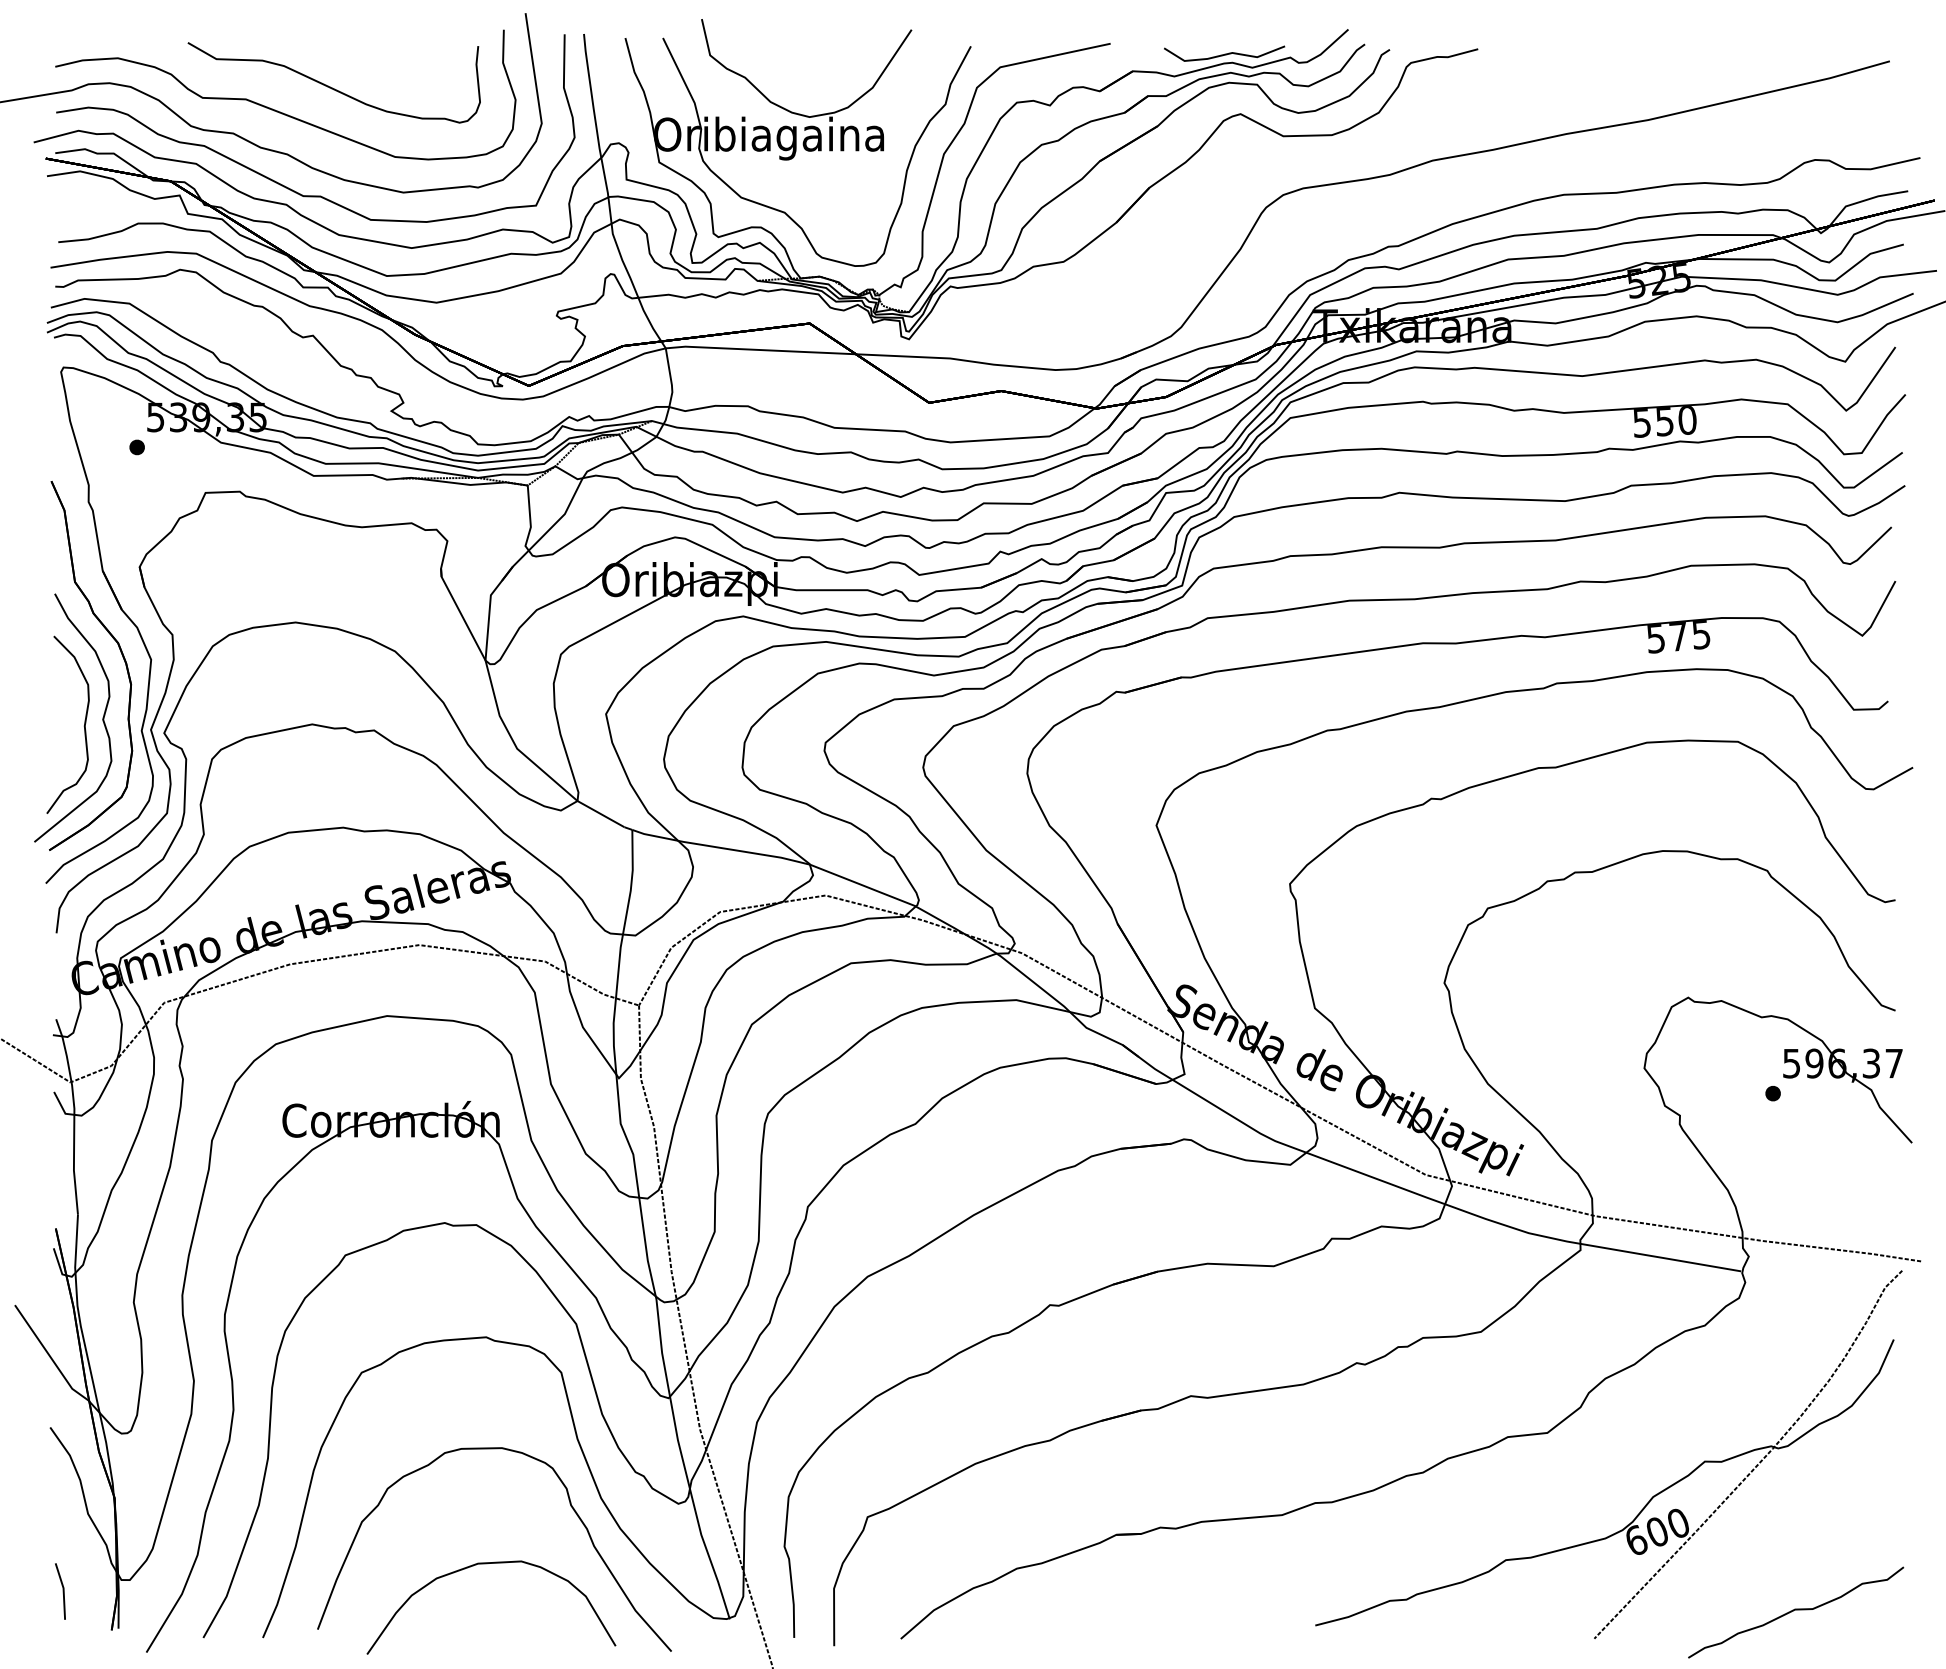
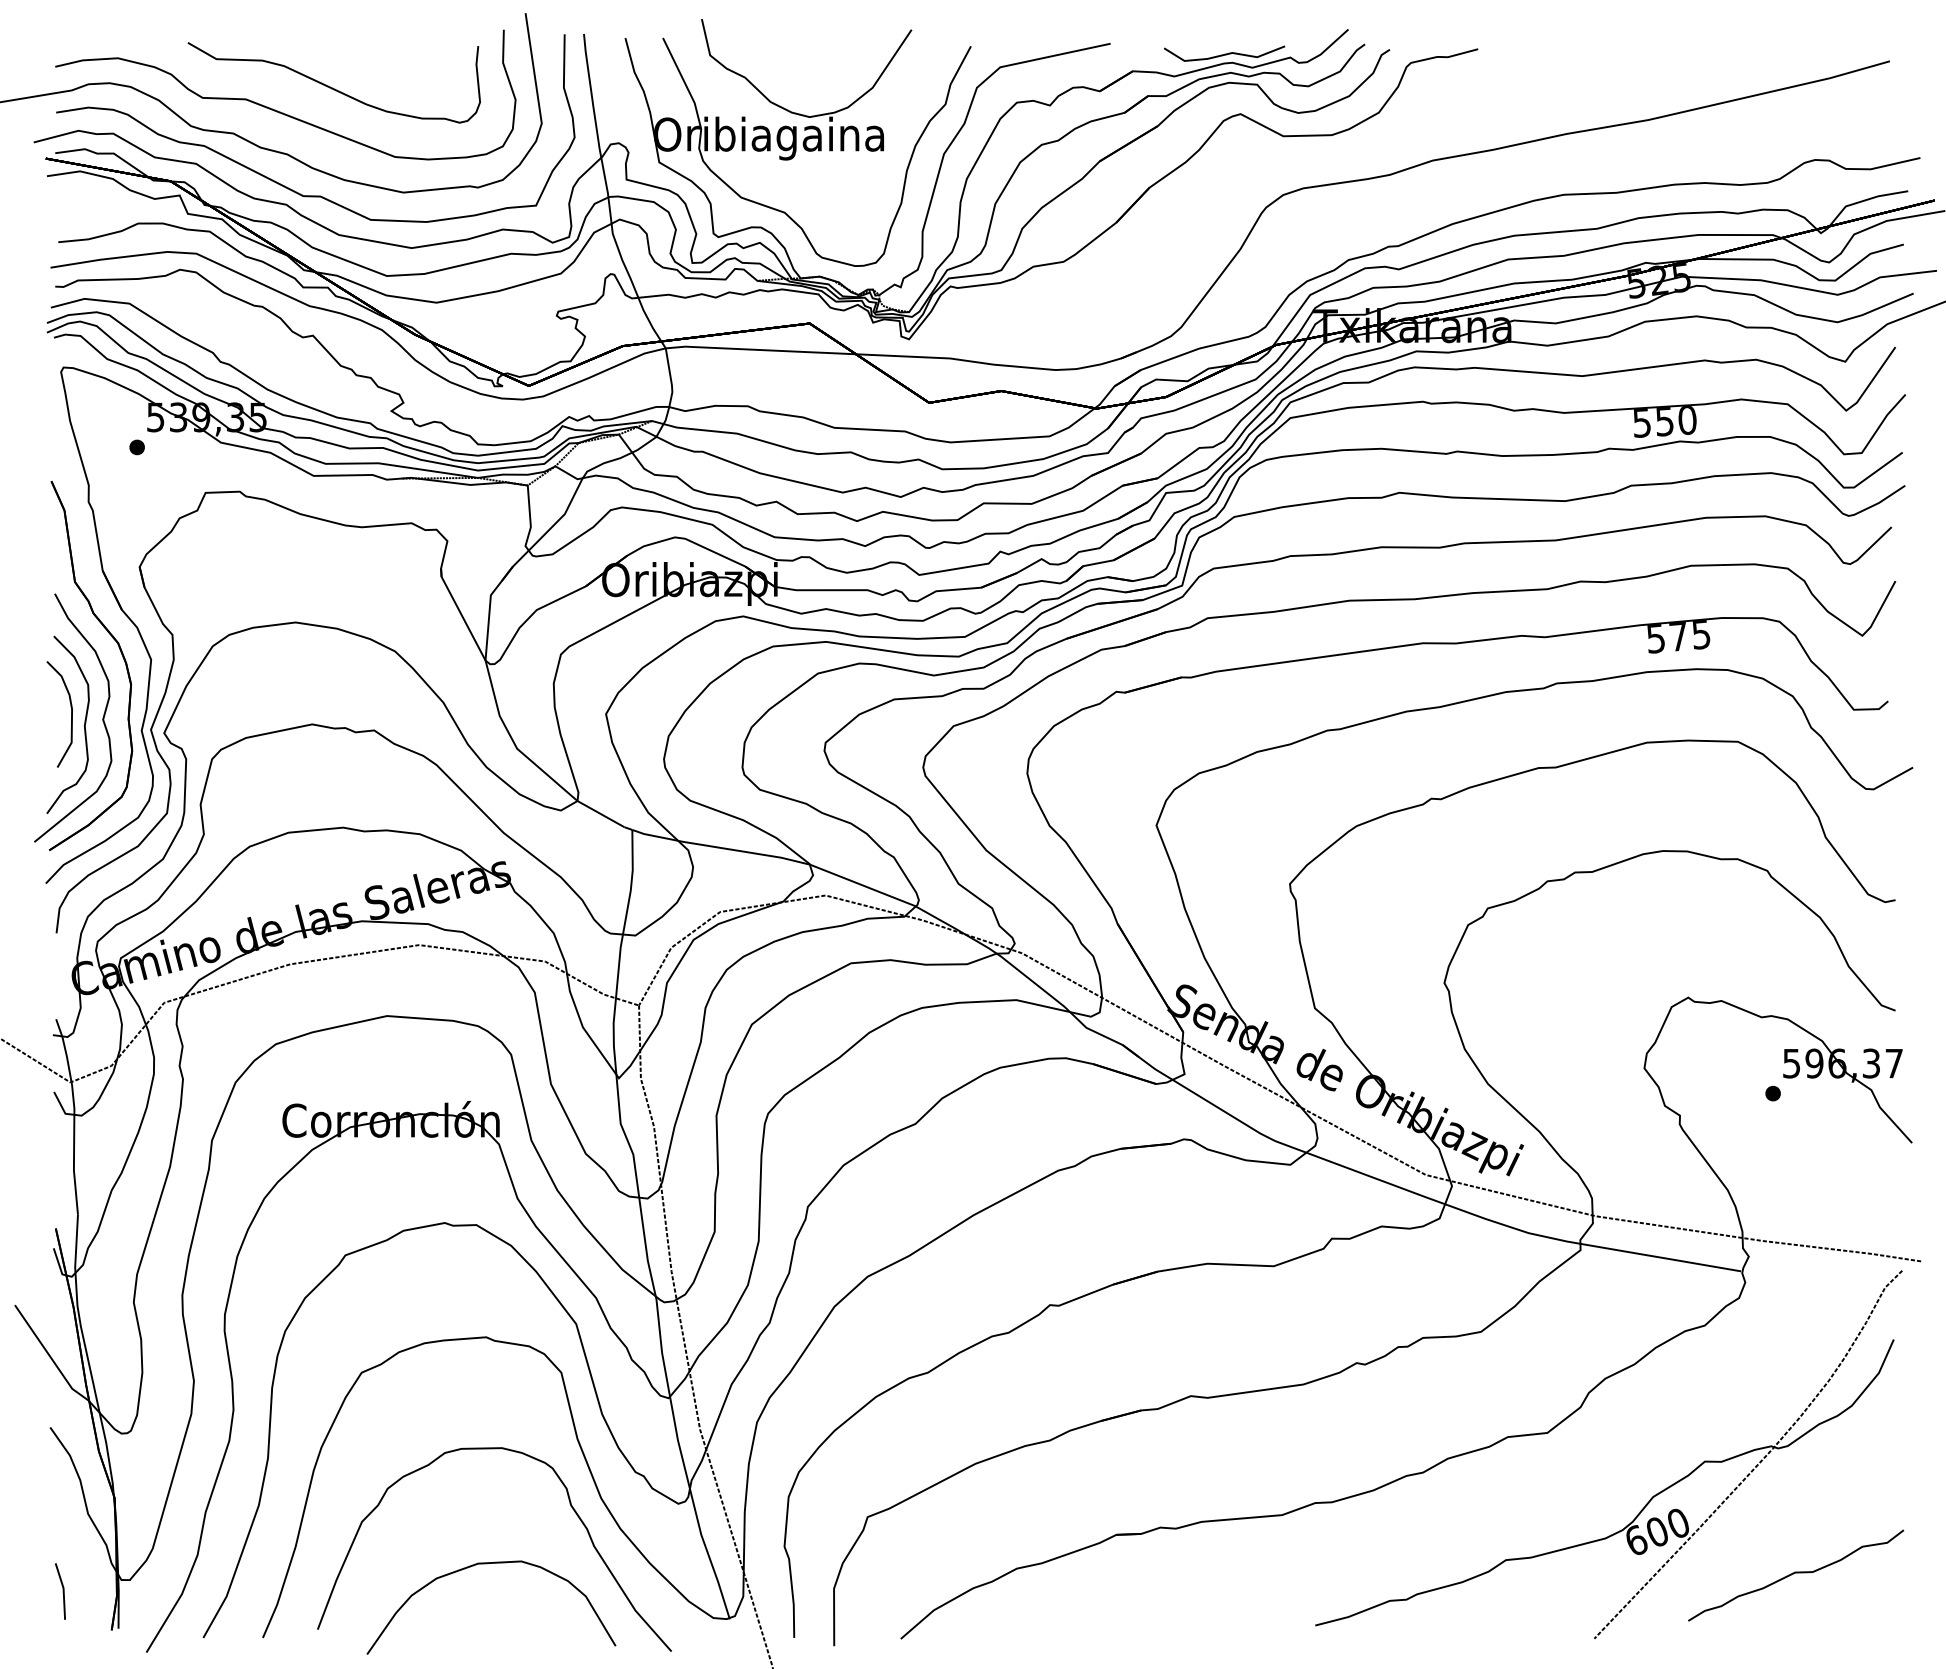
part: none -> present (71, 714)
curve position: (1796, 1610) -> (1796, 1573) (1796, 1573)
